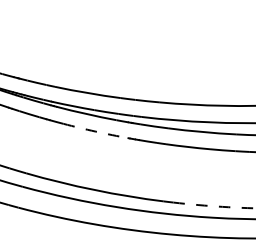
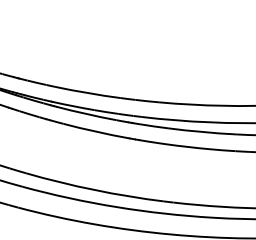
arc: dashed -> solid (95, 131)
arc: dashed -> solid (214, 206)
